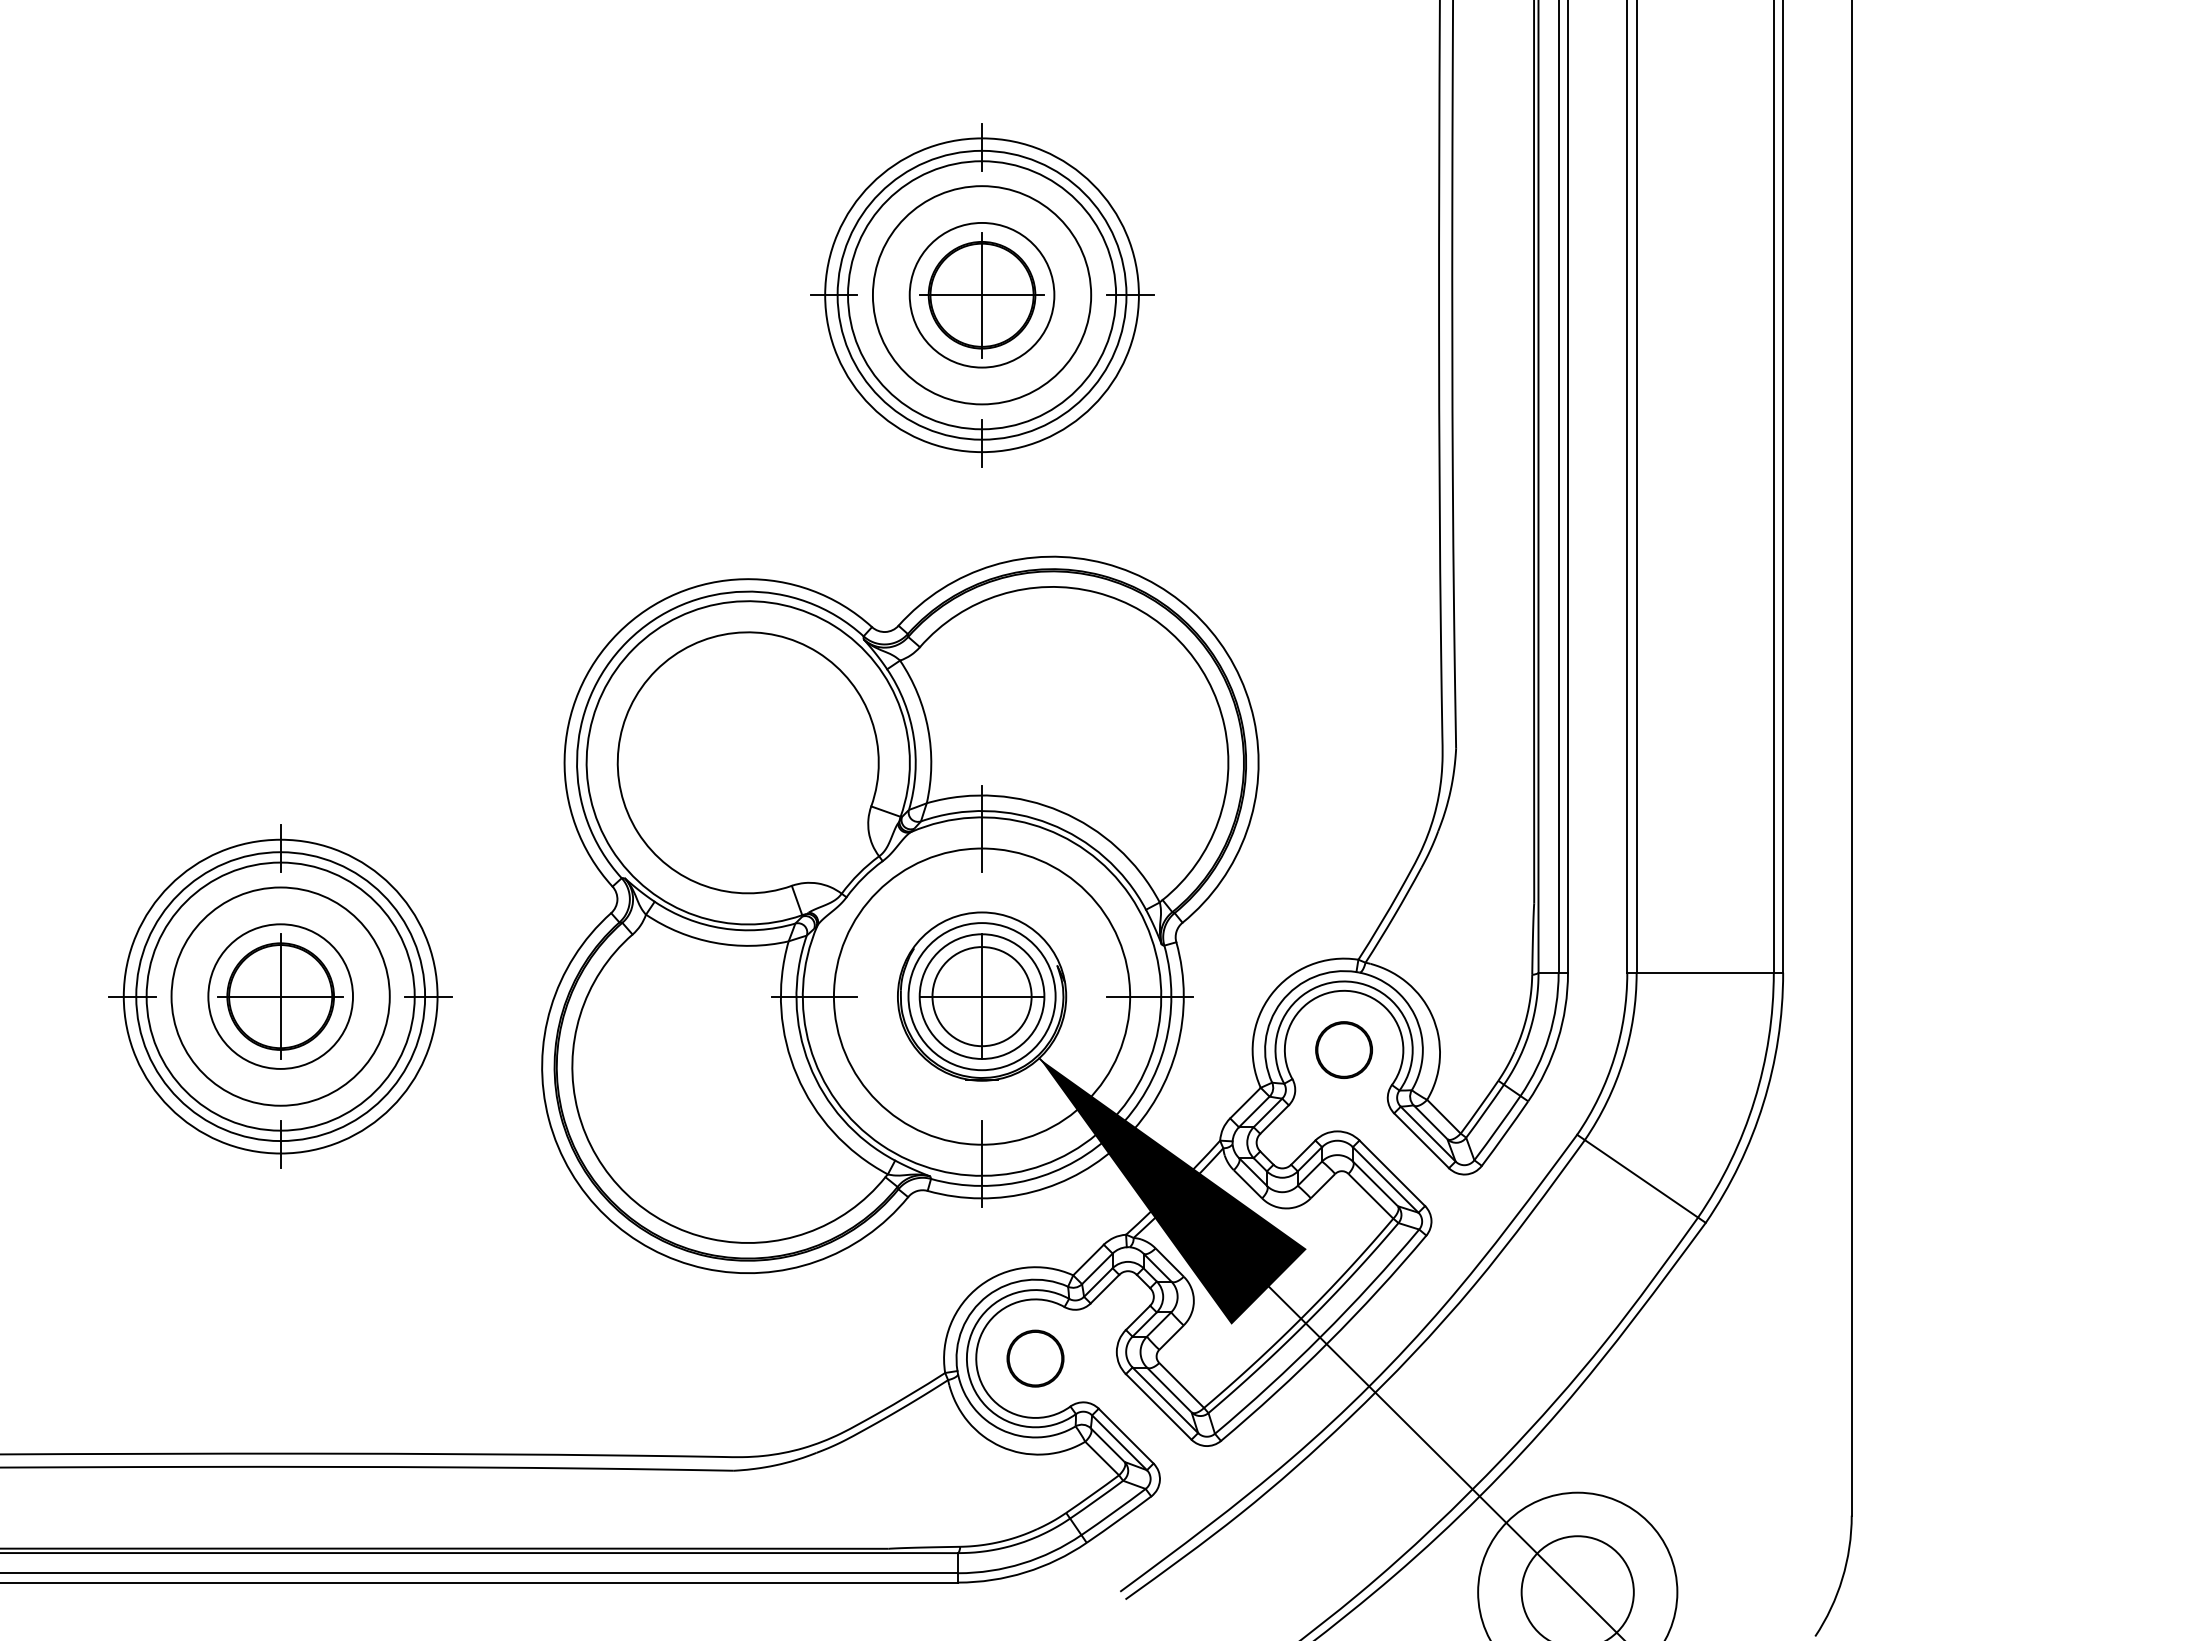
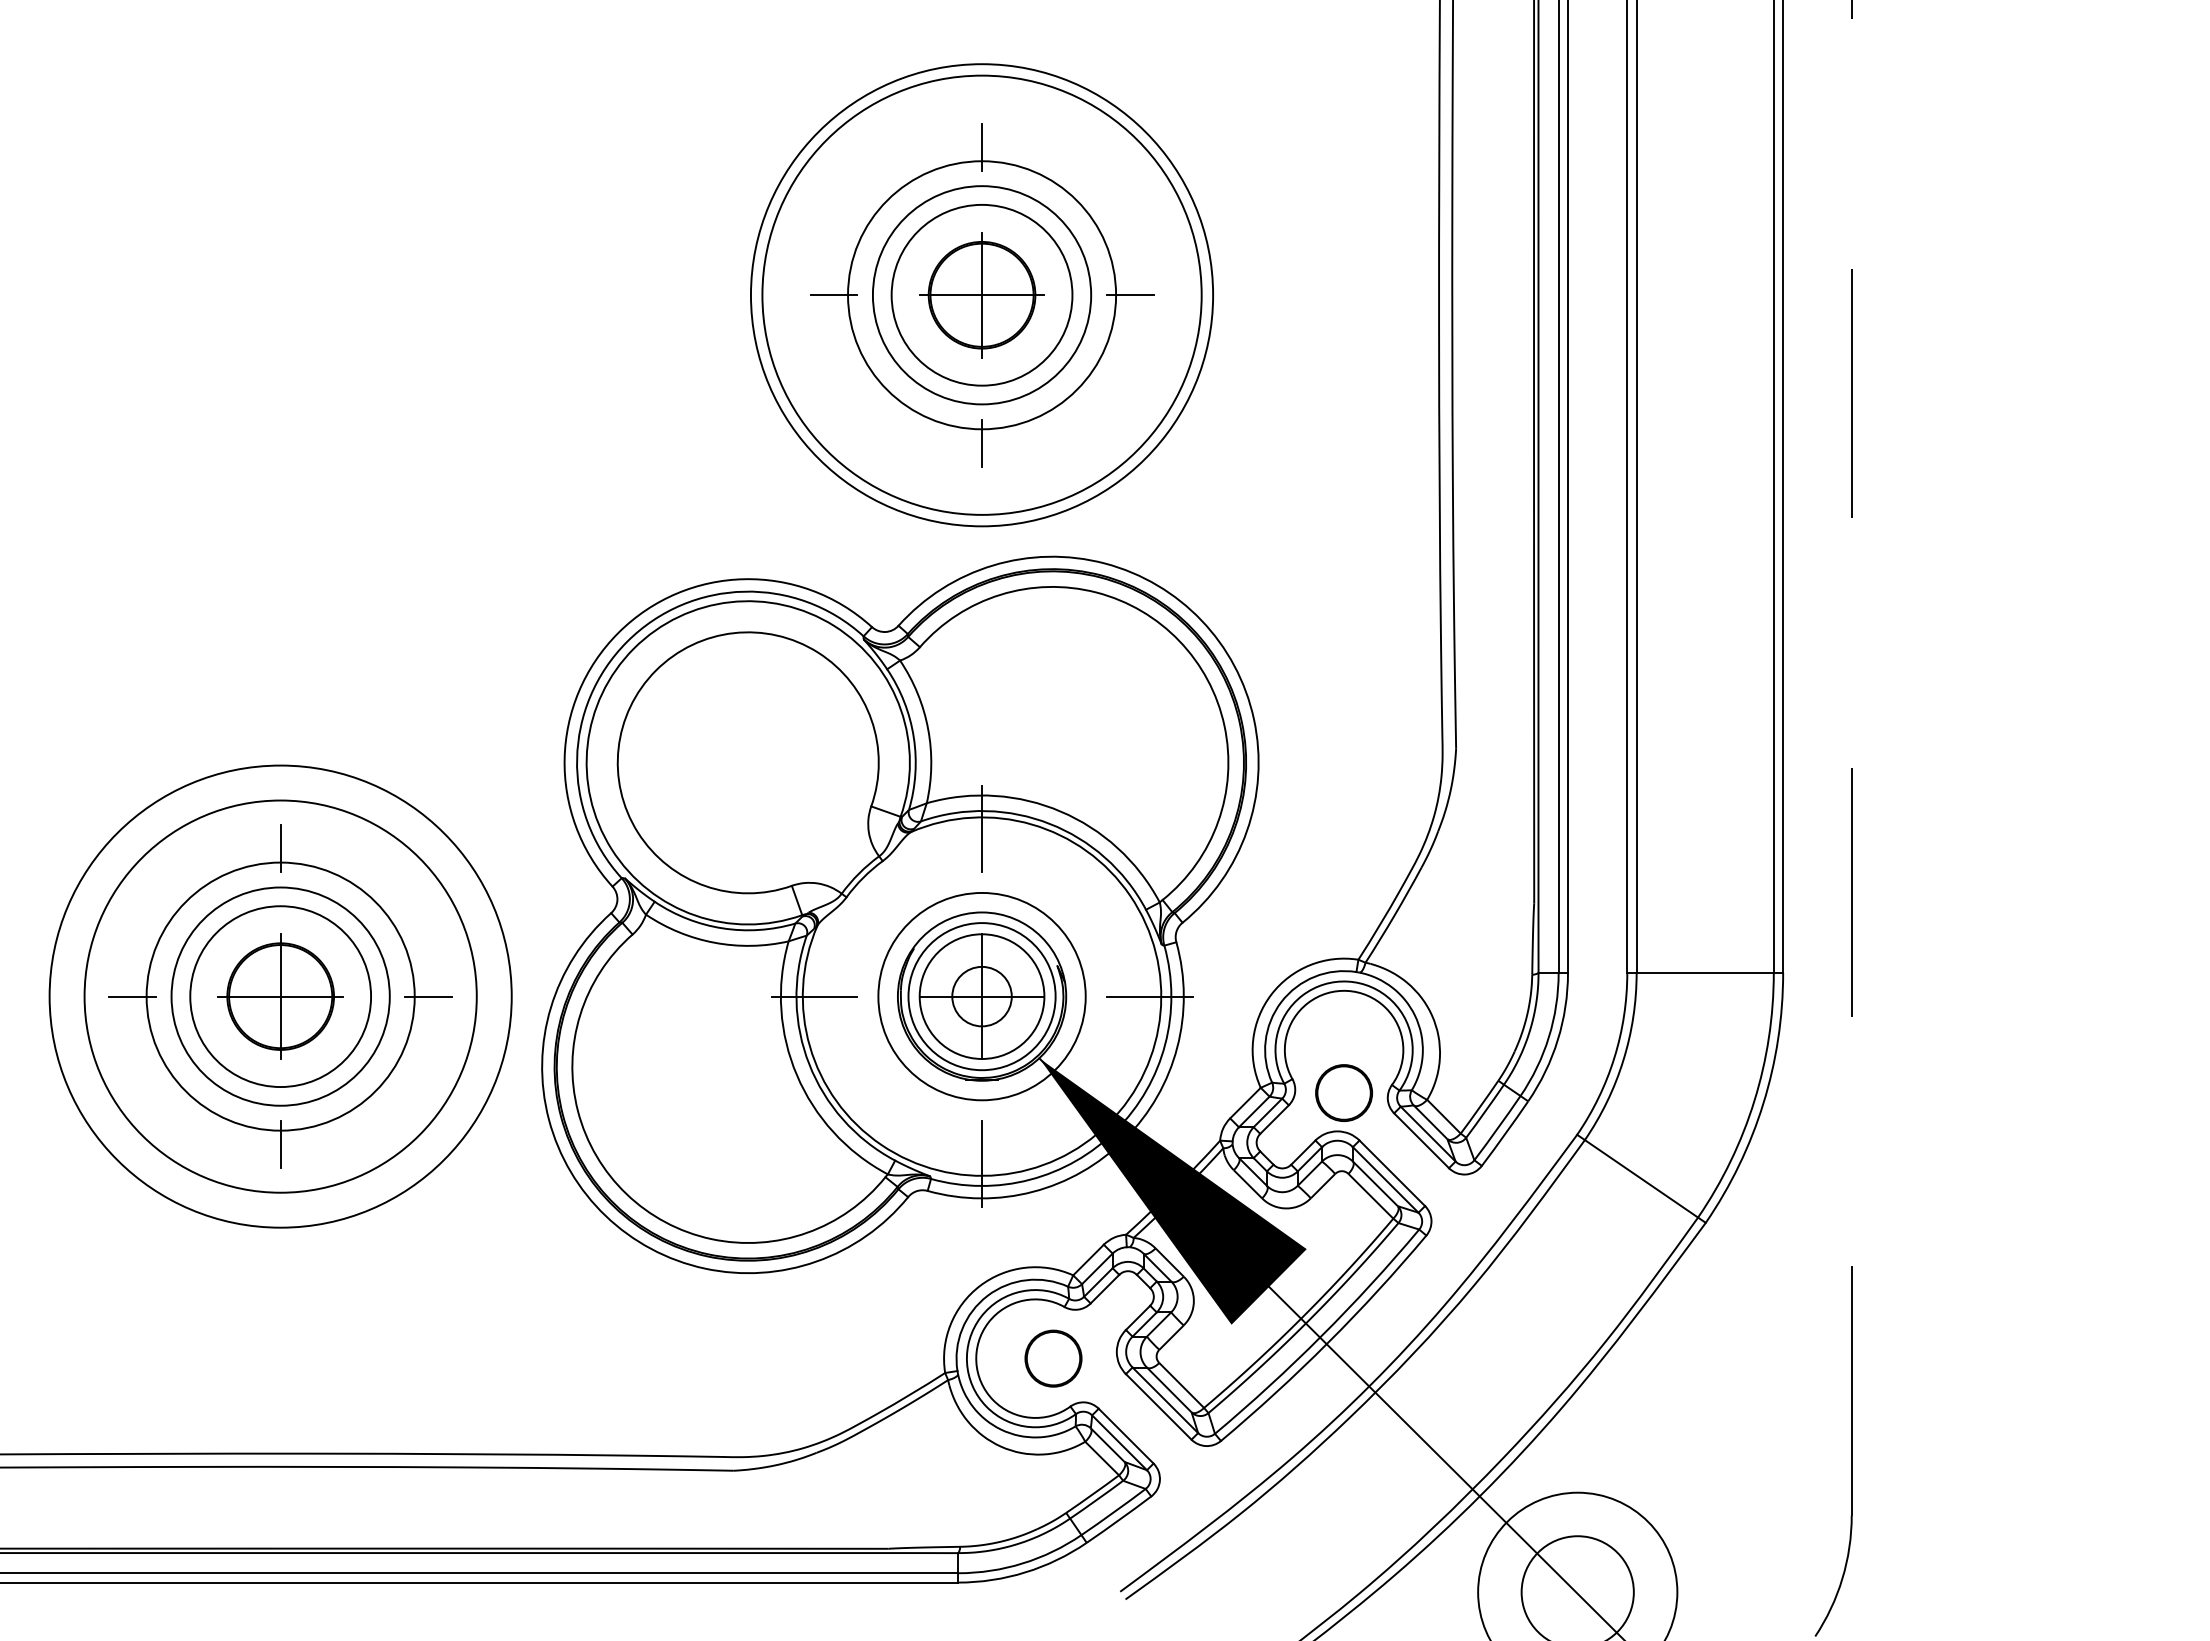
circle diameter: 145 px -> 181 px (981, 294)
circle diameter: 289 px -> 462 px (981, 295)
circle diameter: 314 px -> 439 px (981, 294)
line: solid -> dashed (1851, 757)
circle diameter: 145 px -> 181 px (280, 996)
circle diameter: 289 px -> 462 px (280, 996)
circle diameter: 314 px -> 392 px (280, 996)
circle diameter: 296 px -> 207 px (981, 996)
circle diameter: 99 px -> 59 px (981, 996)
circle position: (1343, 1049) -> (1343, 1092) (1343, 1092)
circle position: (1035, 1358) -> (1053, 1358) (1053, 1358)
